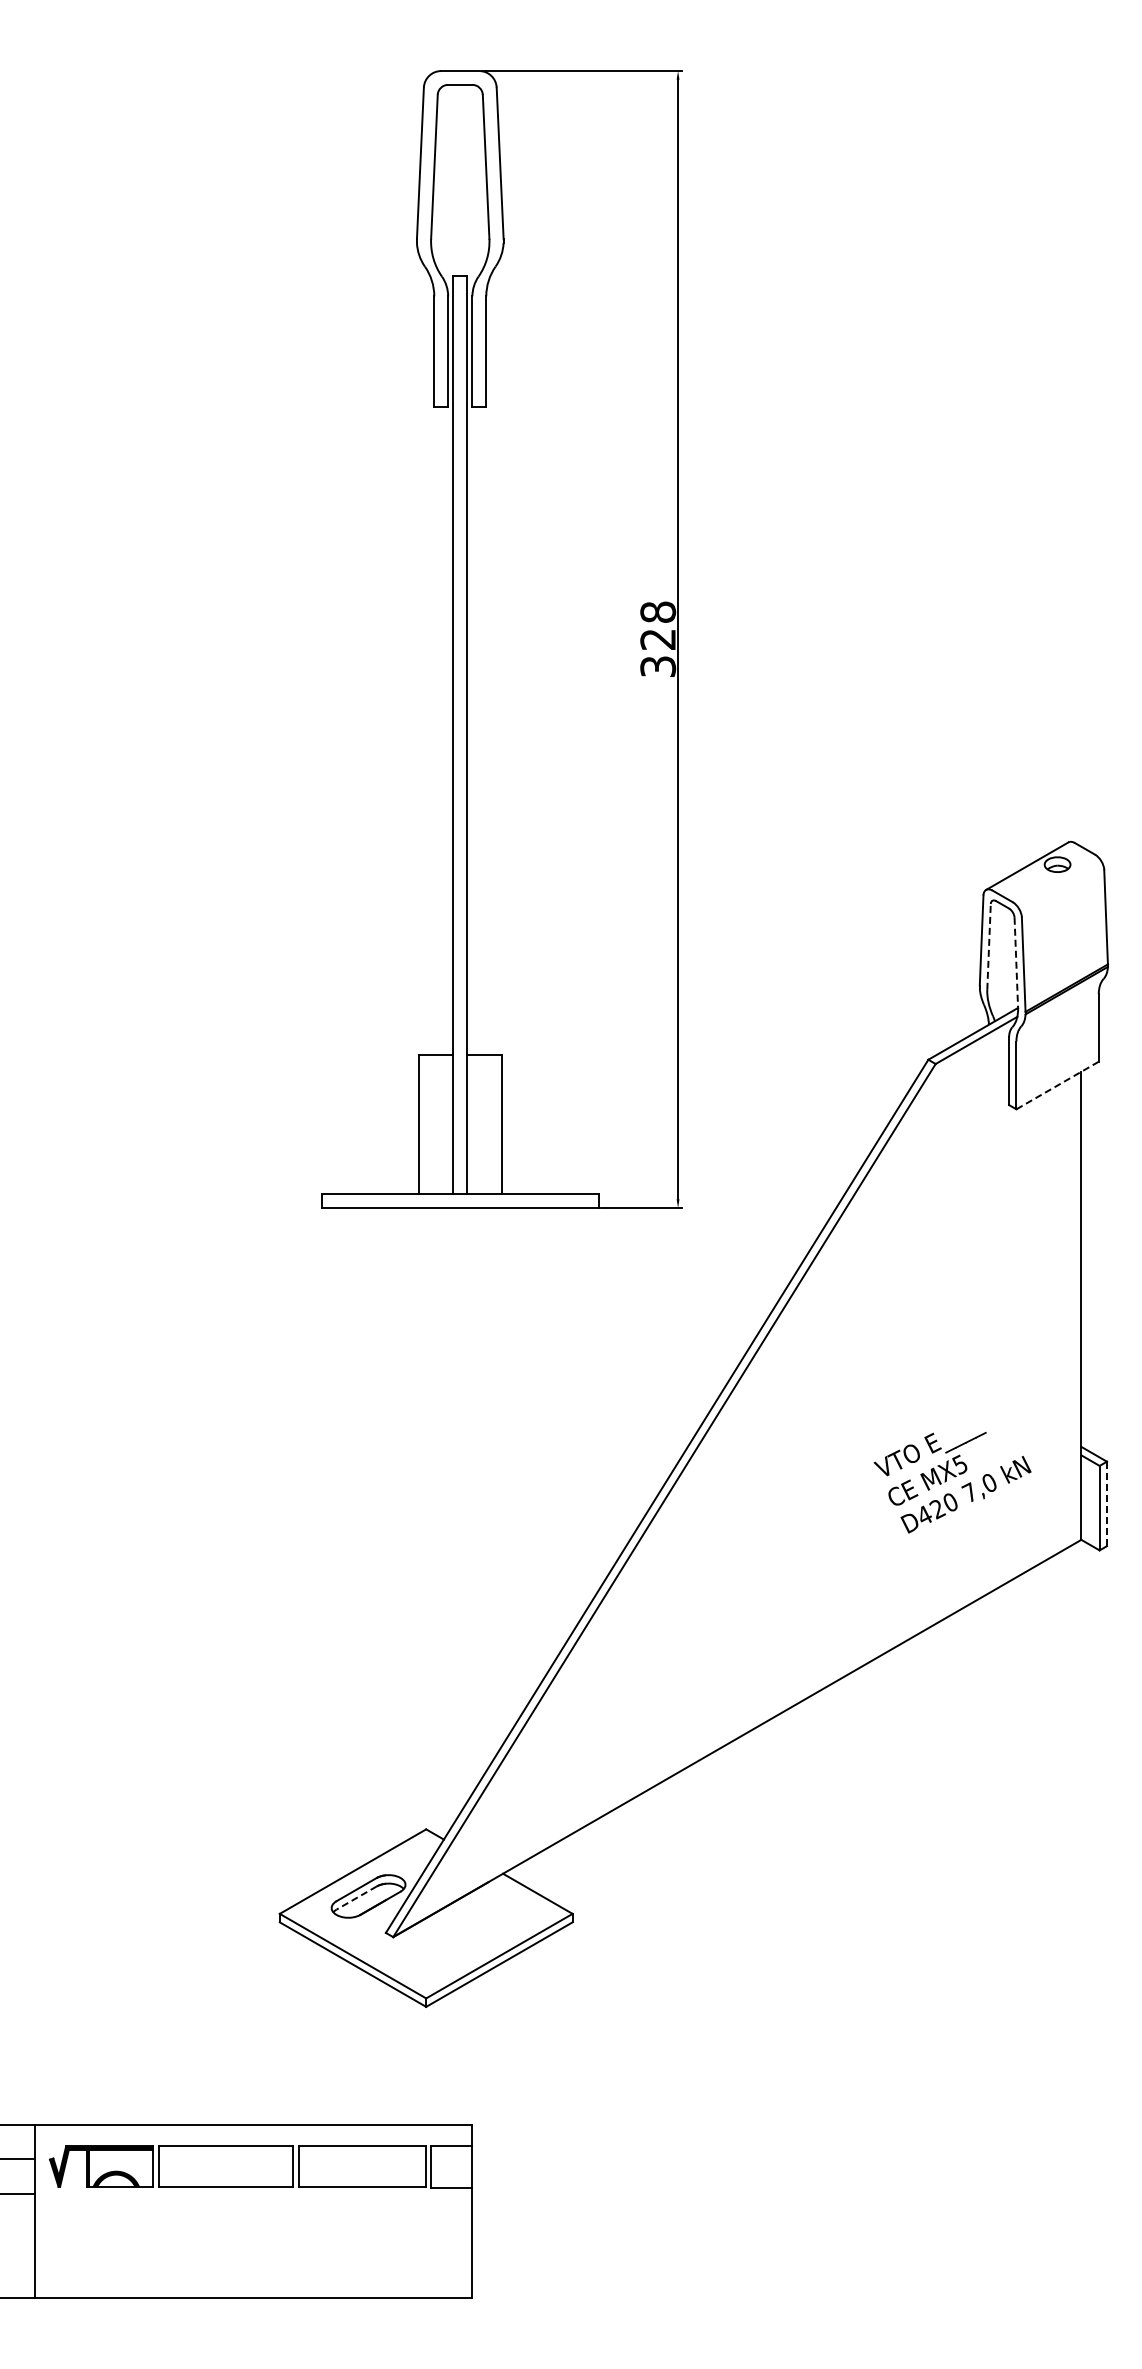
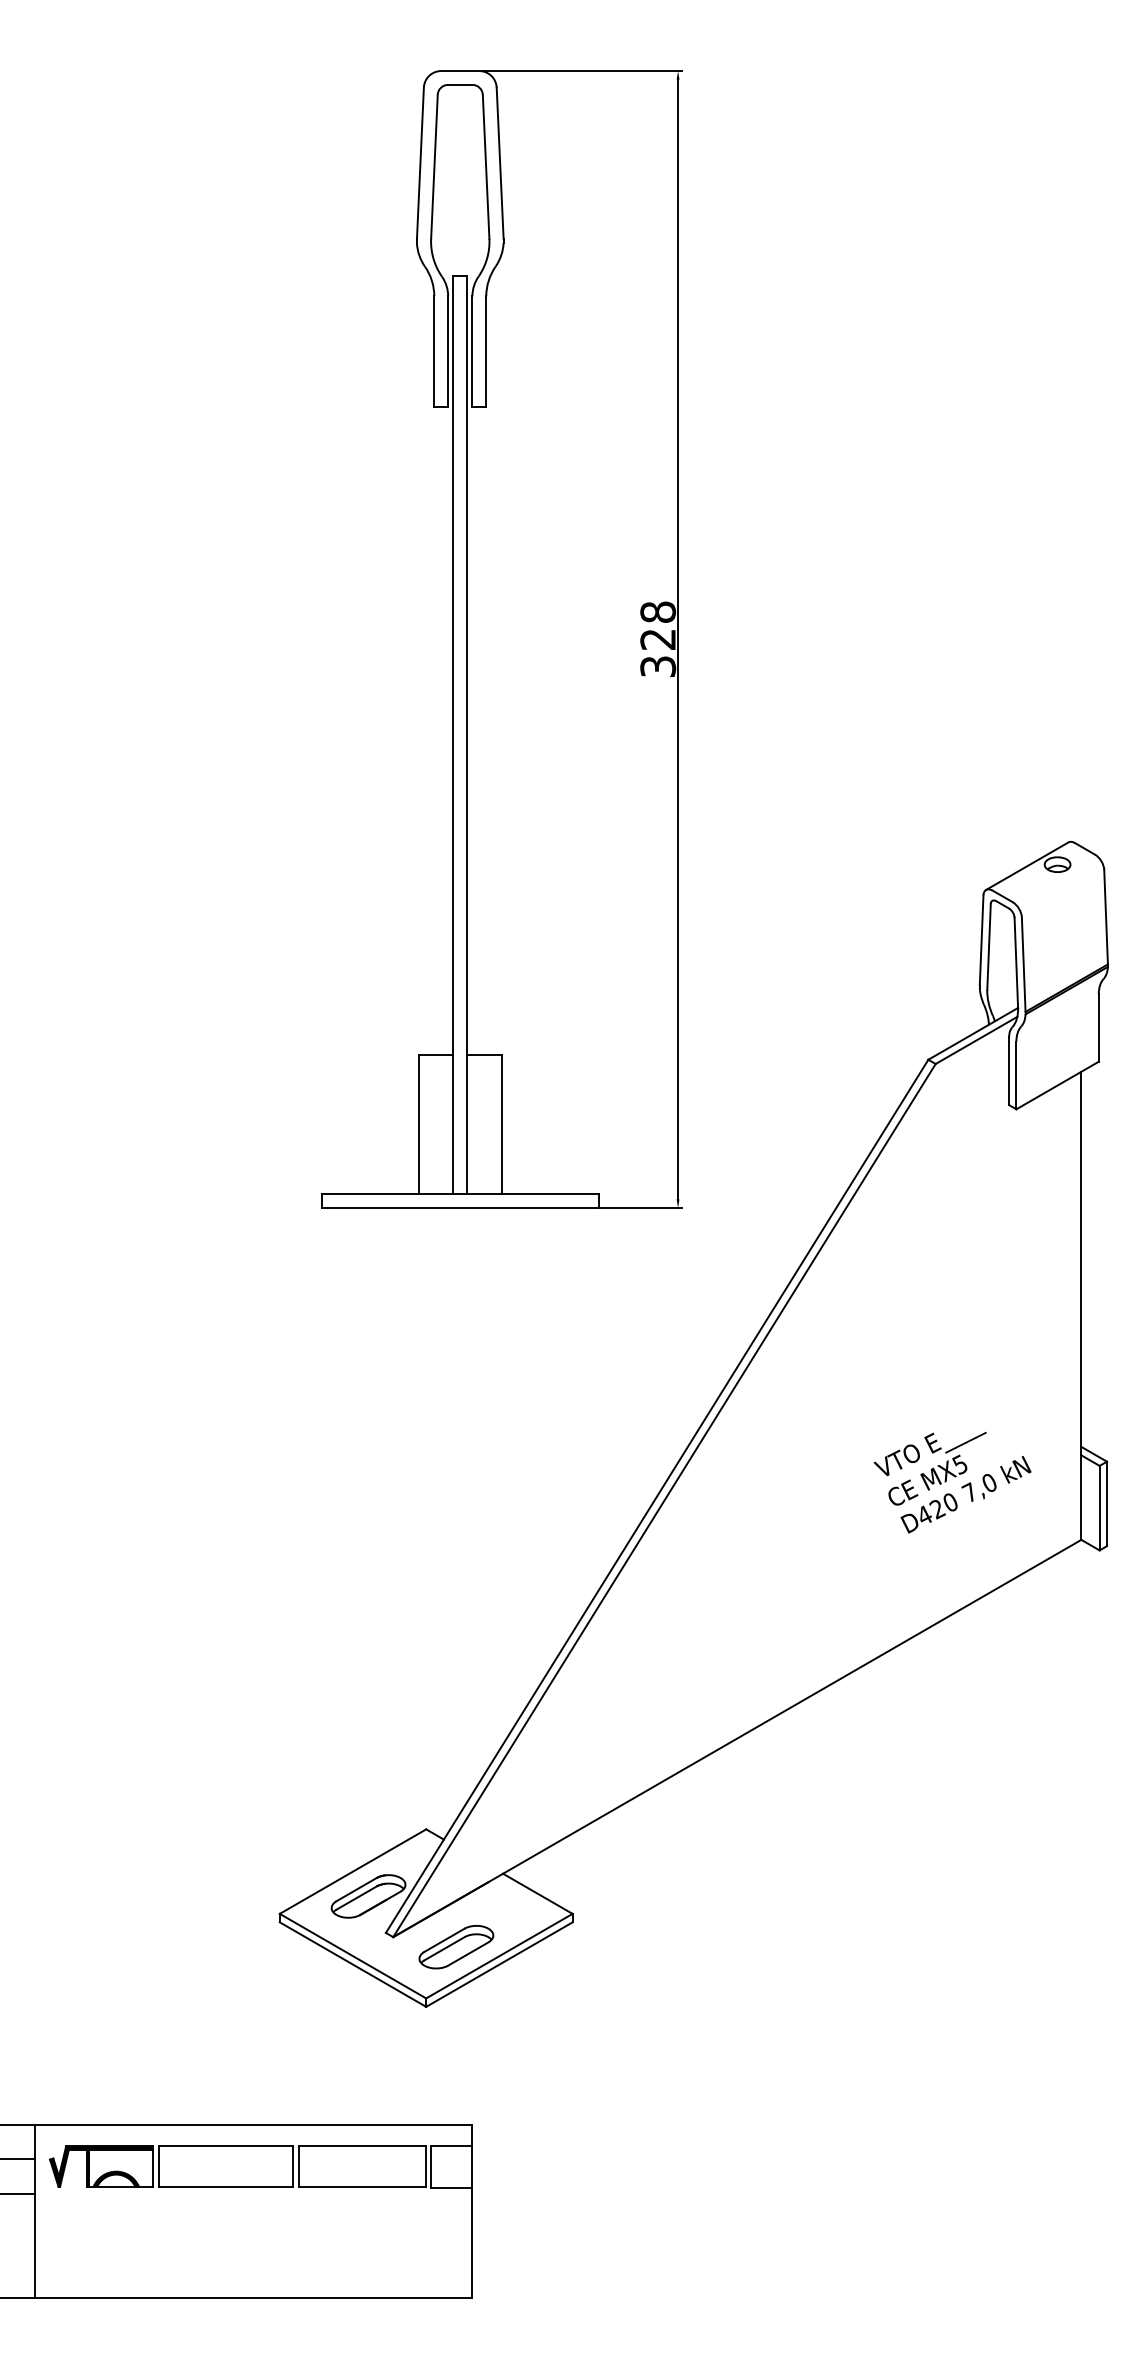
line: dashed -> solid (989, 946)
line: dashed -> solid (1016, 962)
line: dashed -> solid (1057, 1085)
line: dashed -> solid (1106, 1504)
line: dashed -> solid (356, 1898)
part: none -> present (456, 1947)
